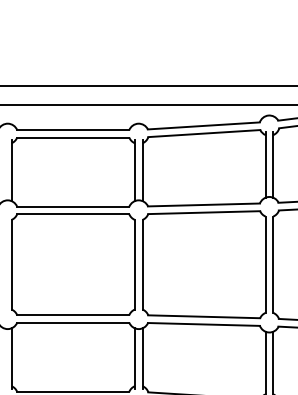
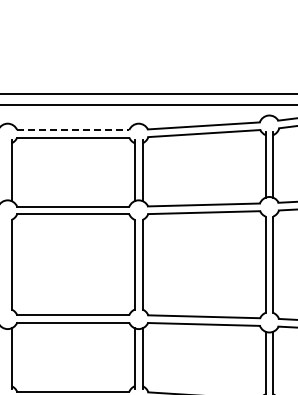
line position: (148, 86) -> (148, 94) (148, 94)
line: solid -> dashed (73, 130)
